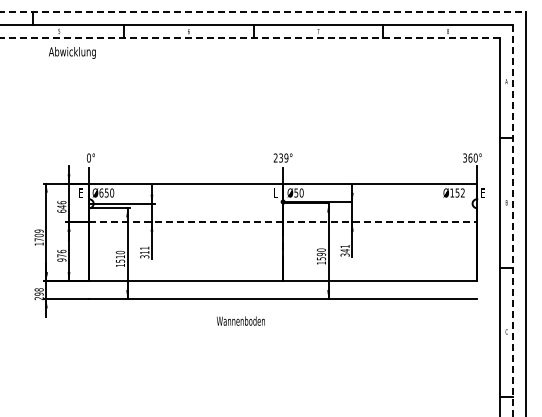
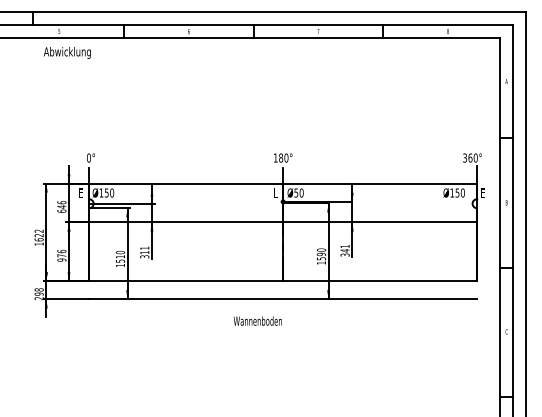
line: dashed -> solid (263, 12)
line: dashed -> solid (249, 38)
text position: (72, 52) -> (67, 52) (67, 52)
text: 239° -> 180° (280, 157)
text: Ø650 -> Ø150 (101, 192)
text: Ø152 -> Ø150 (462, 192)
line: dashed -> solid (512, 221)
line: dashed -> solid (283, 222)
text: 1709 -> 1622 (38, 235)
text position: (240, 320) -> (257, 320) (257, 320)
